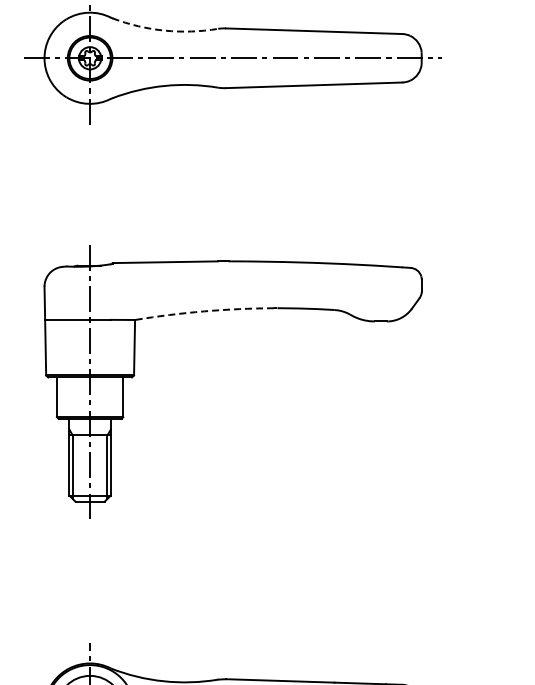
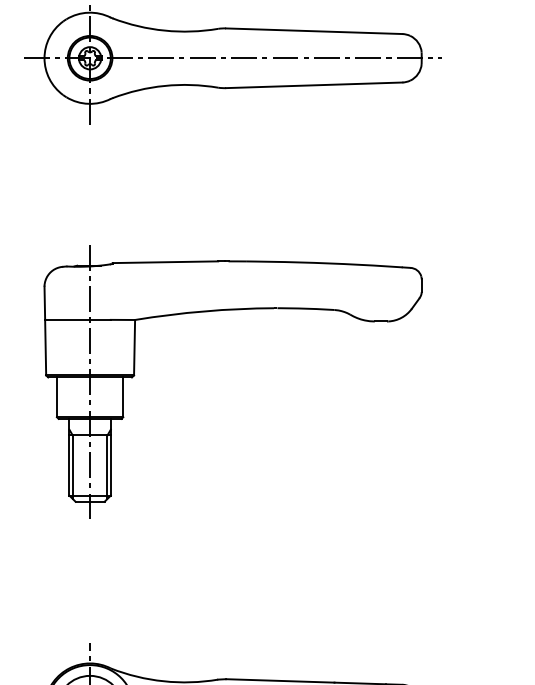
arc: dashed -> solid (164, 30)
arc: dashed -> solid (204, 311)
